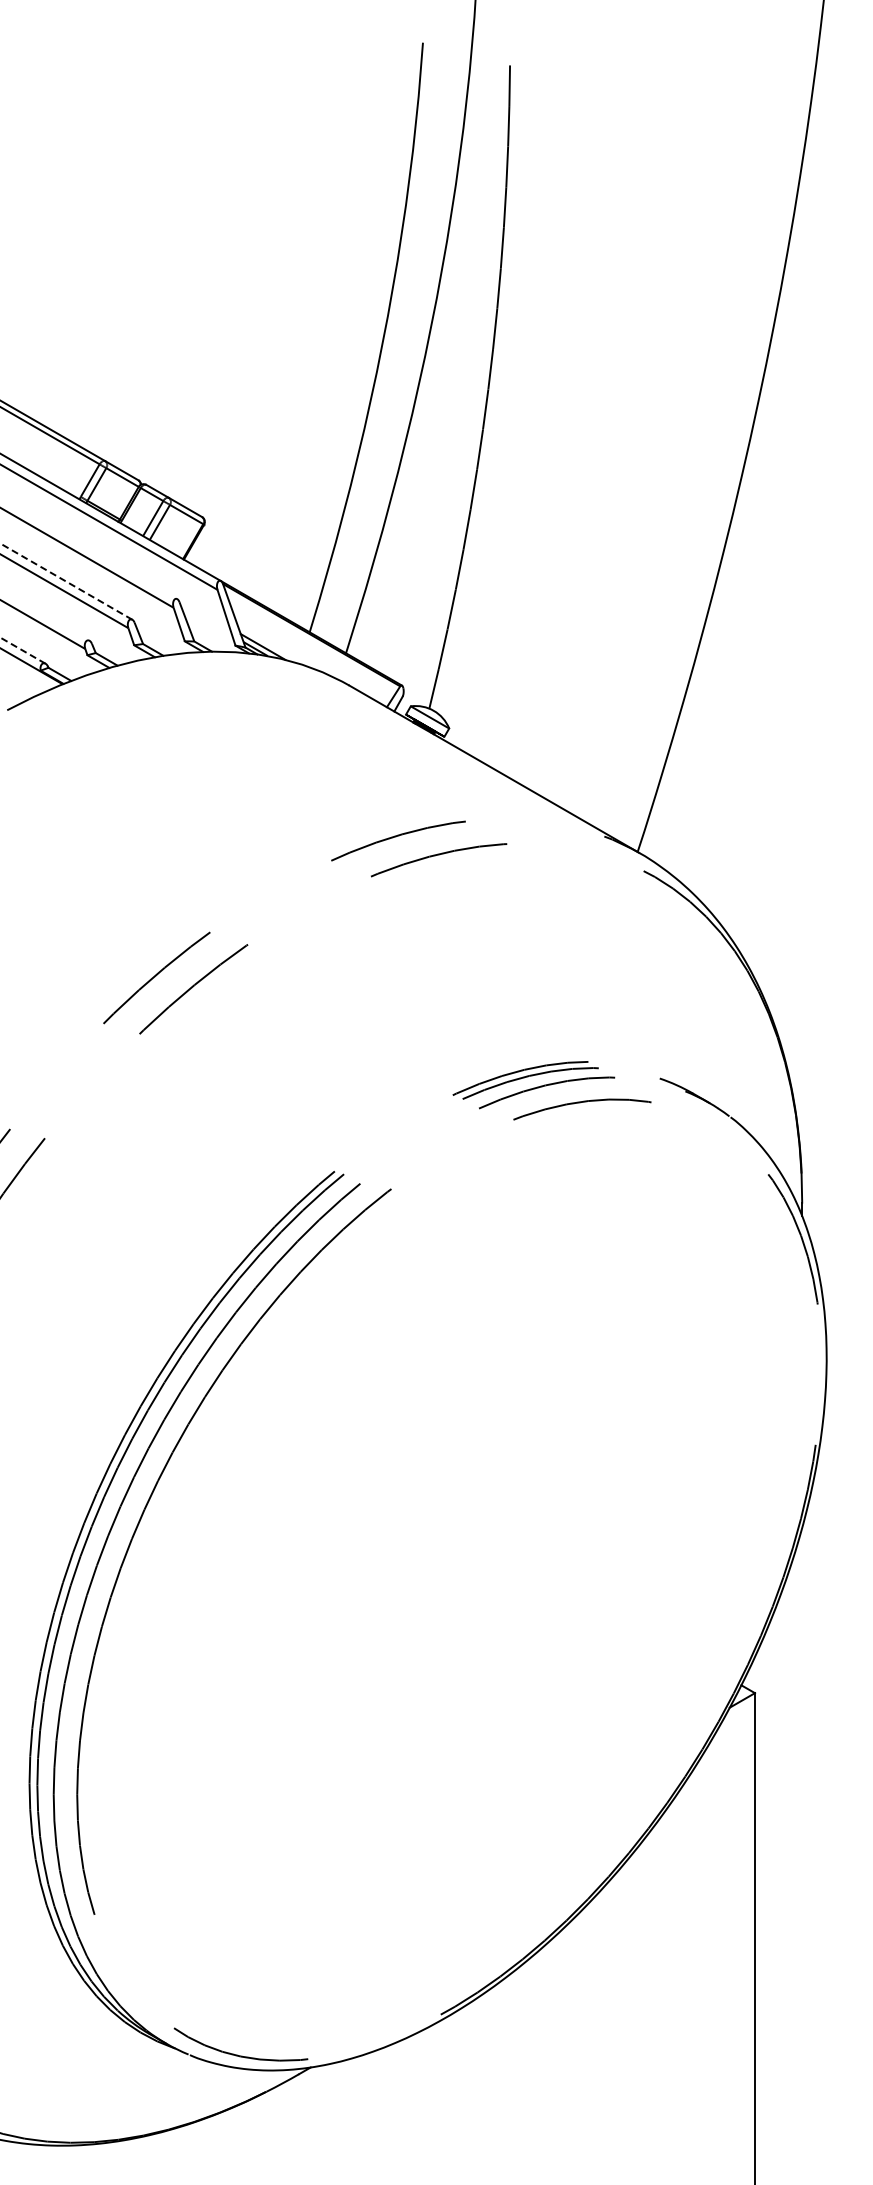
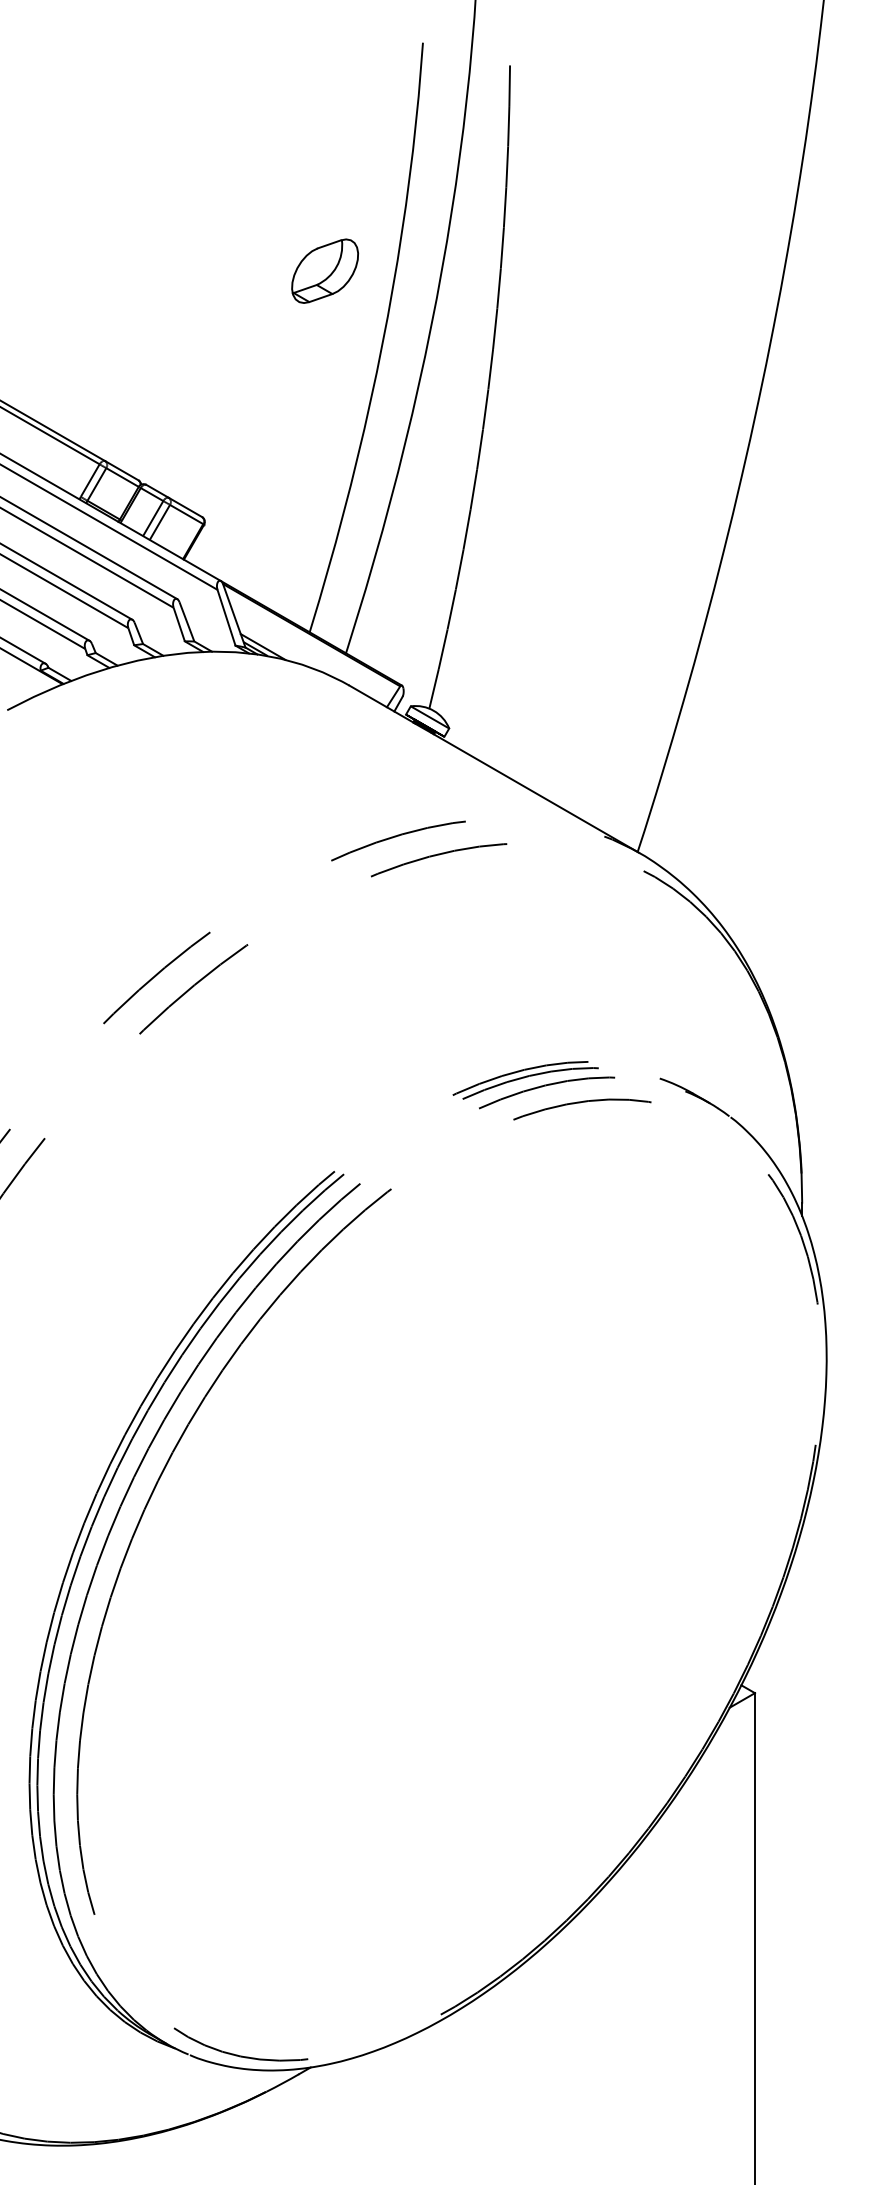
part: none -> present (325, 270)
line: none -> present (89, 548)
line: dashed -> solid (66, 581)
line: none -> present (45, 615)
line: dashed -> solid (23, 650)
